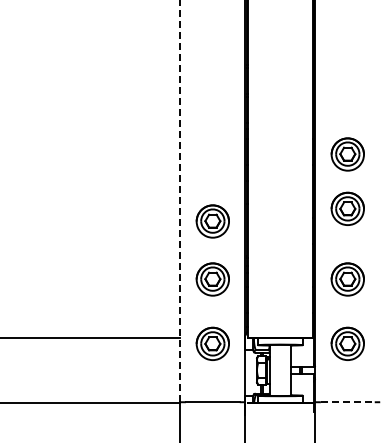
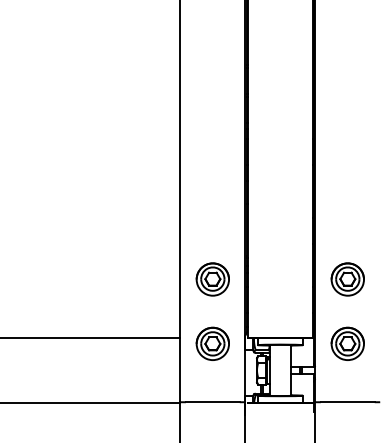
part: present -> none (347, 154)
line: dashed -> solid (180, 201)
part: present -> none (347, 208)
part: present -> none (212, 221)
line: dashed -> solid (347, 402)
